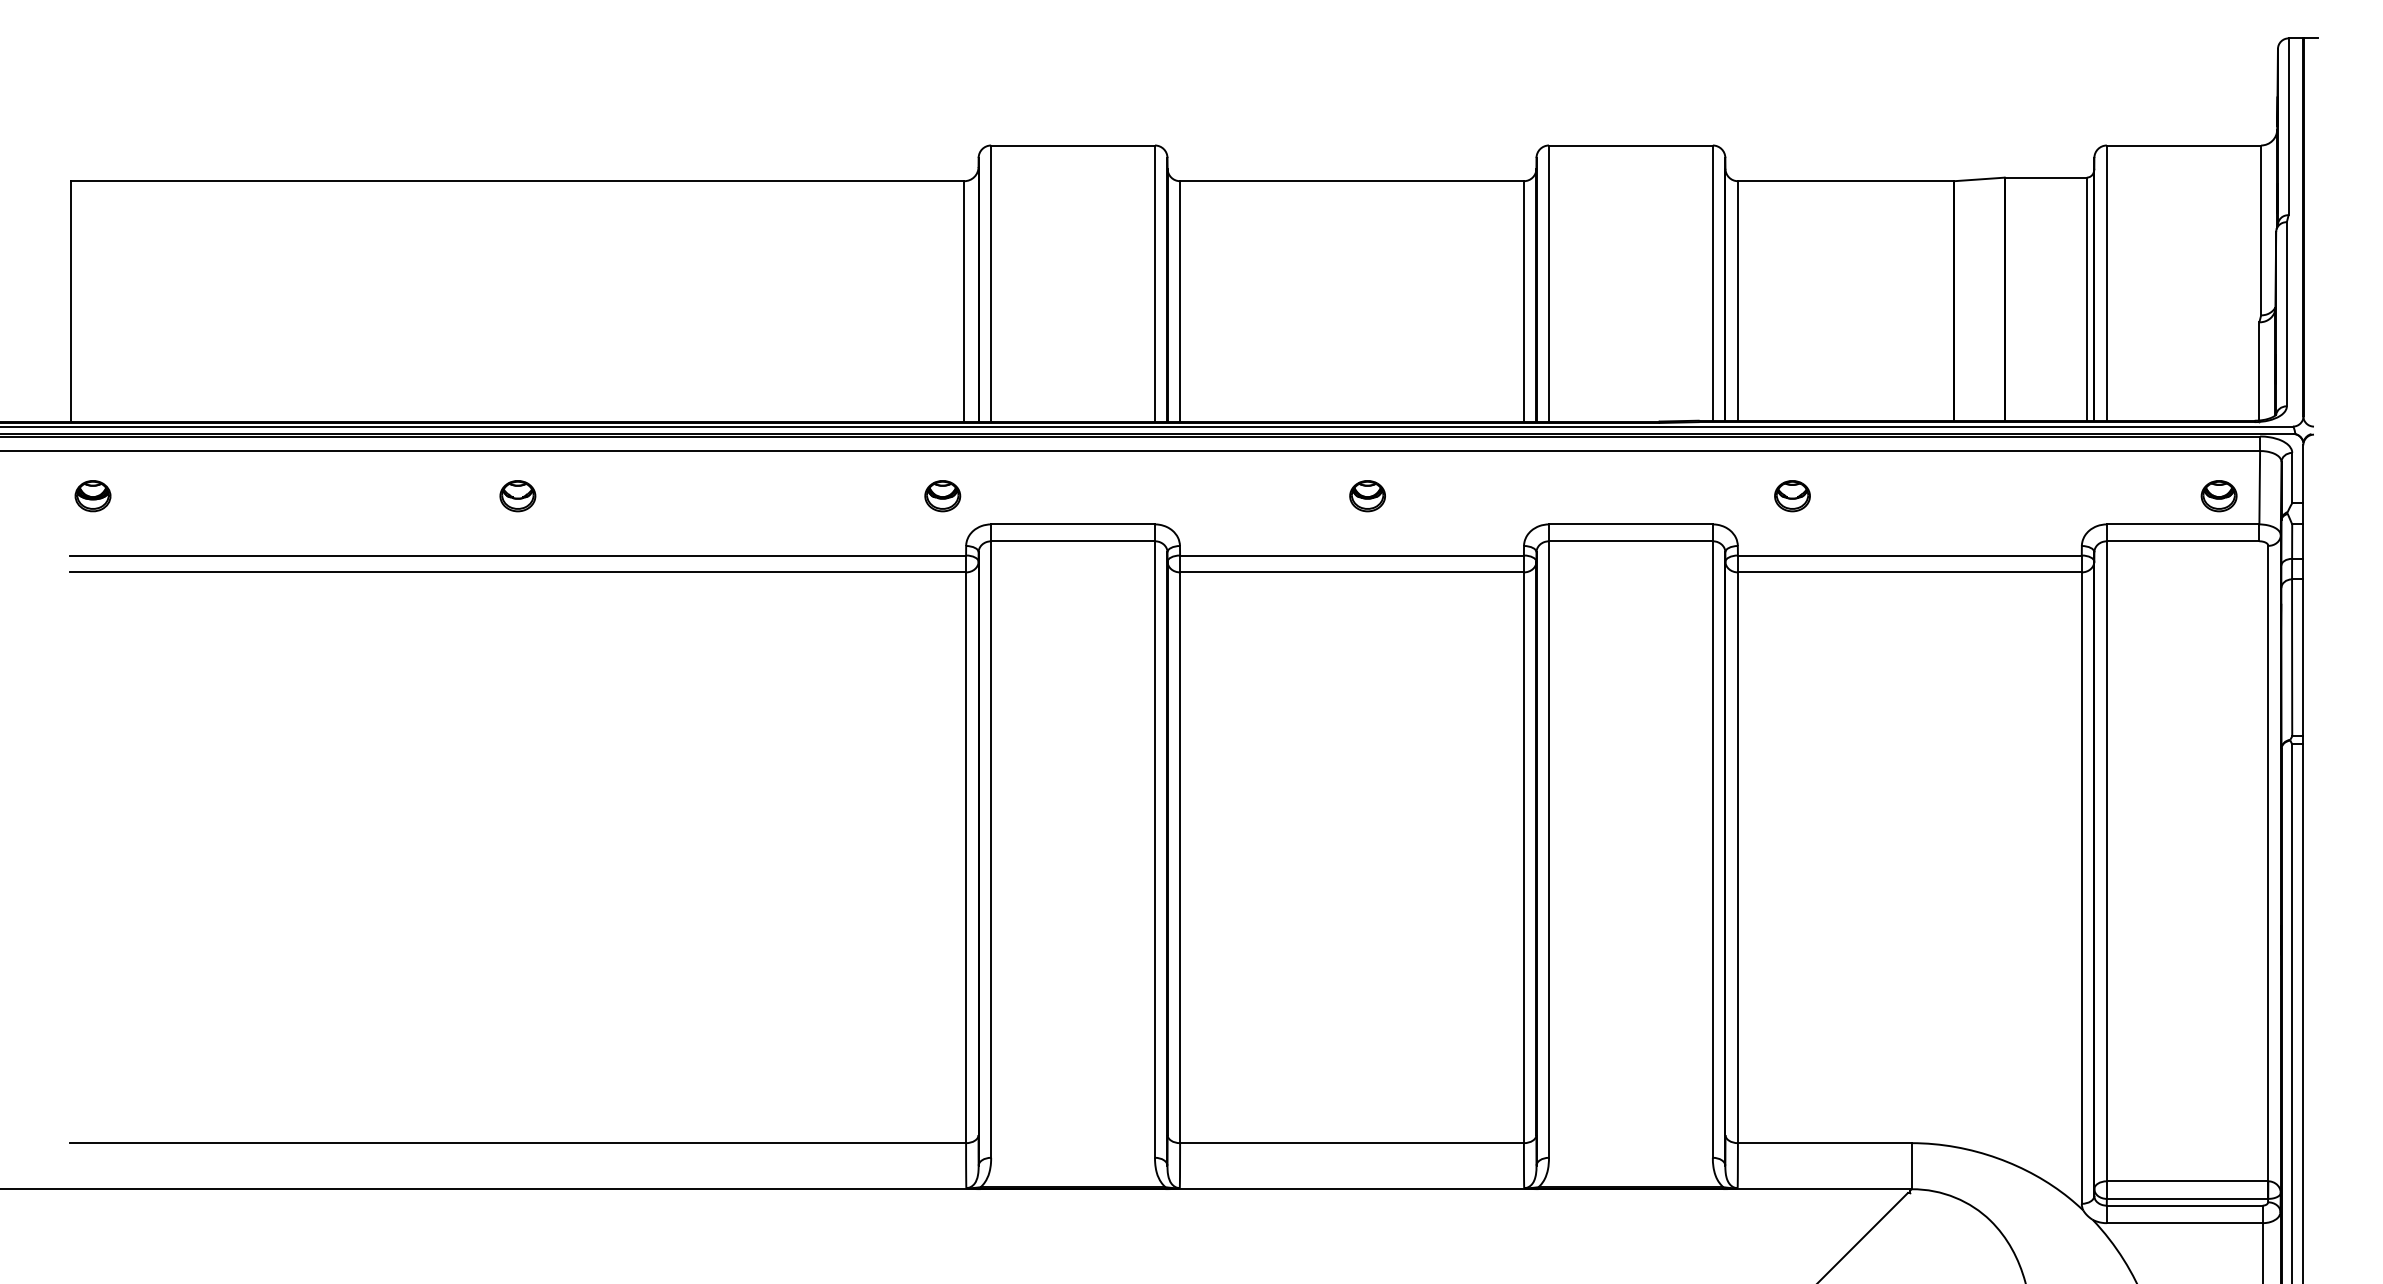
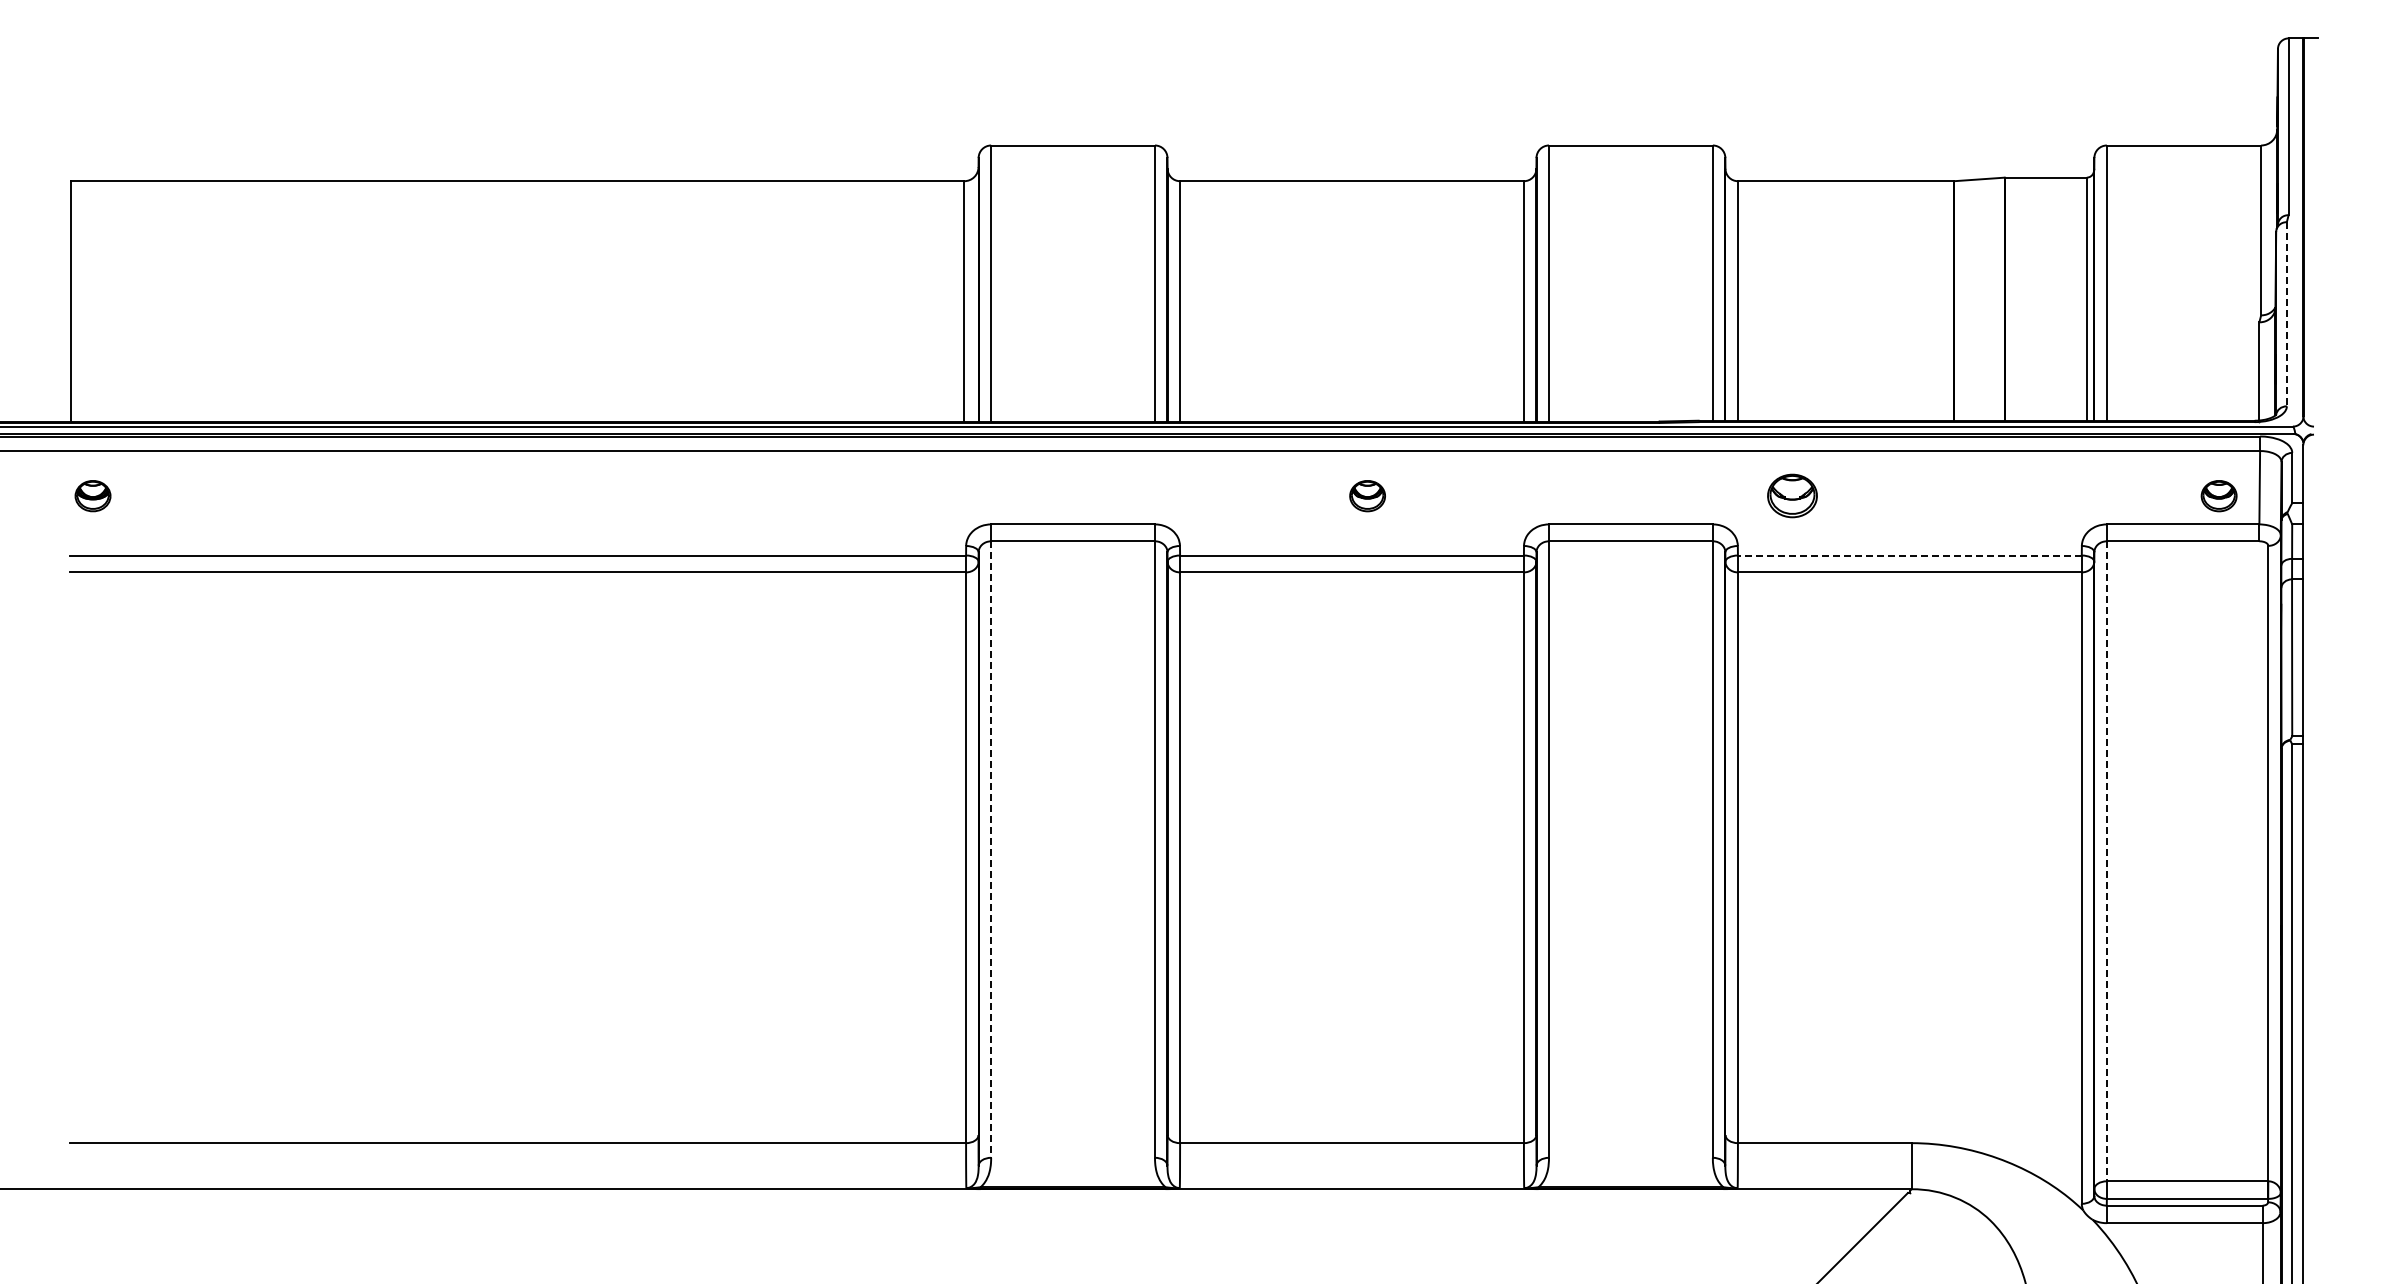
line: solid -> dashed (2286, 314)
part: present -> none (517, 496)
part: present -> none (942, 496)
part size: 37x33 px -> 51x46 px (1792, 495)
line: solid -> dashed (1909, 555)
line: solid -> dashed (991, 850)
line: solid -> dashed (2106, 861)
